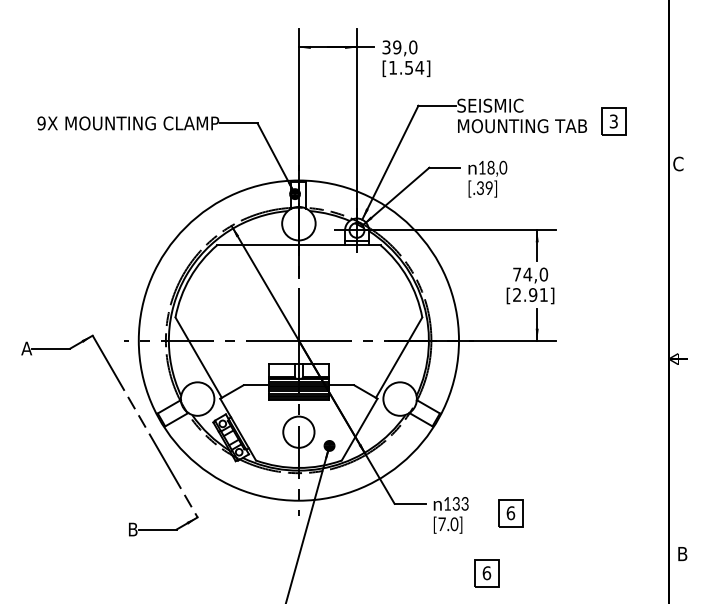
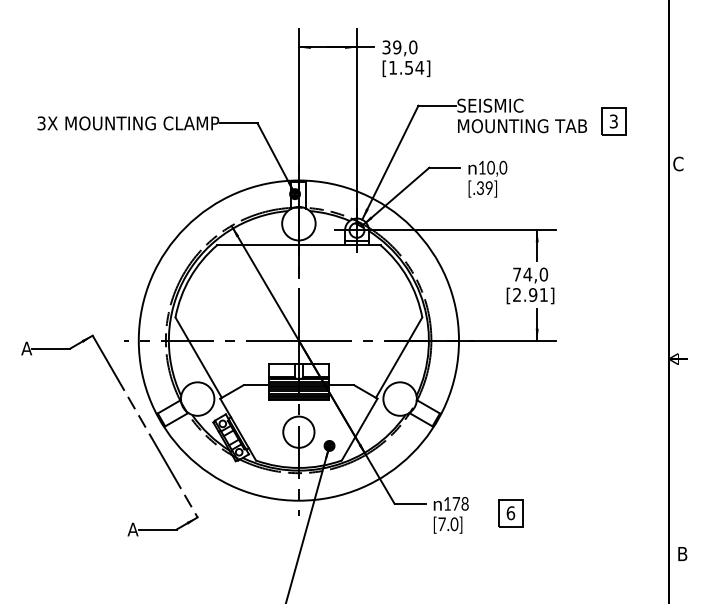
text: 9X -> 3X (41, 123)
text: 18,0 -> 10,0 (490, 168)
text: 133 -> 178 (460, 503)
text: B -> A (132, 529)
part: present -> none (486, 573)
